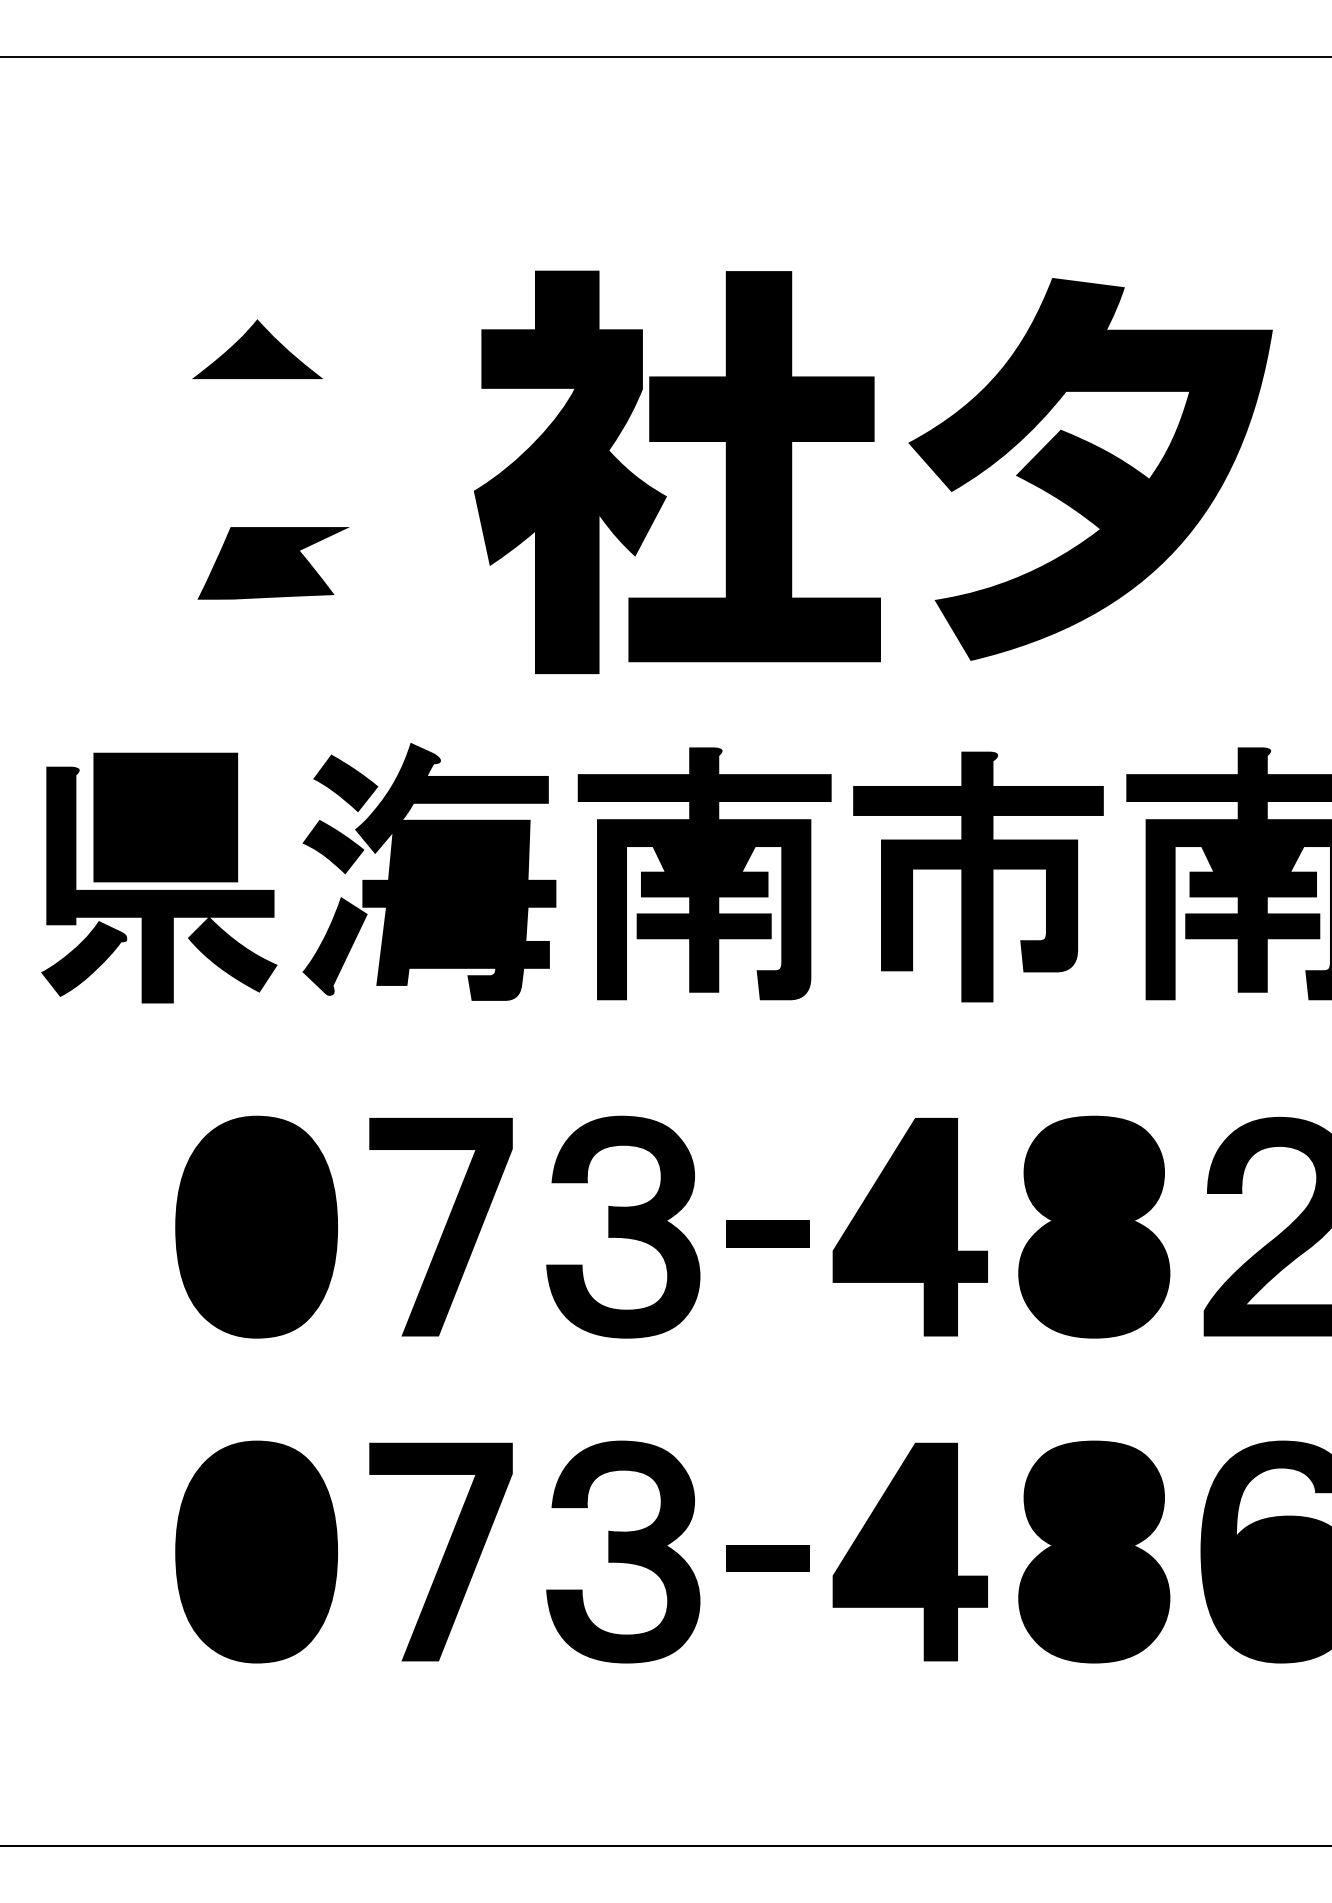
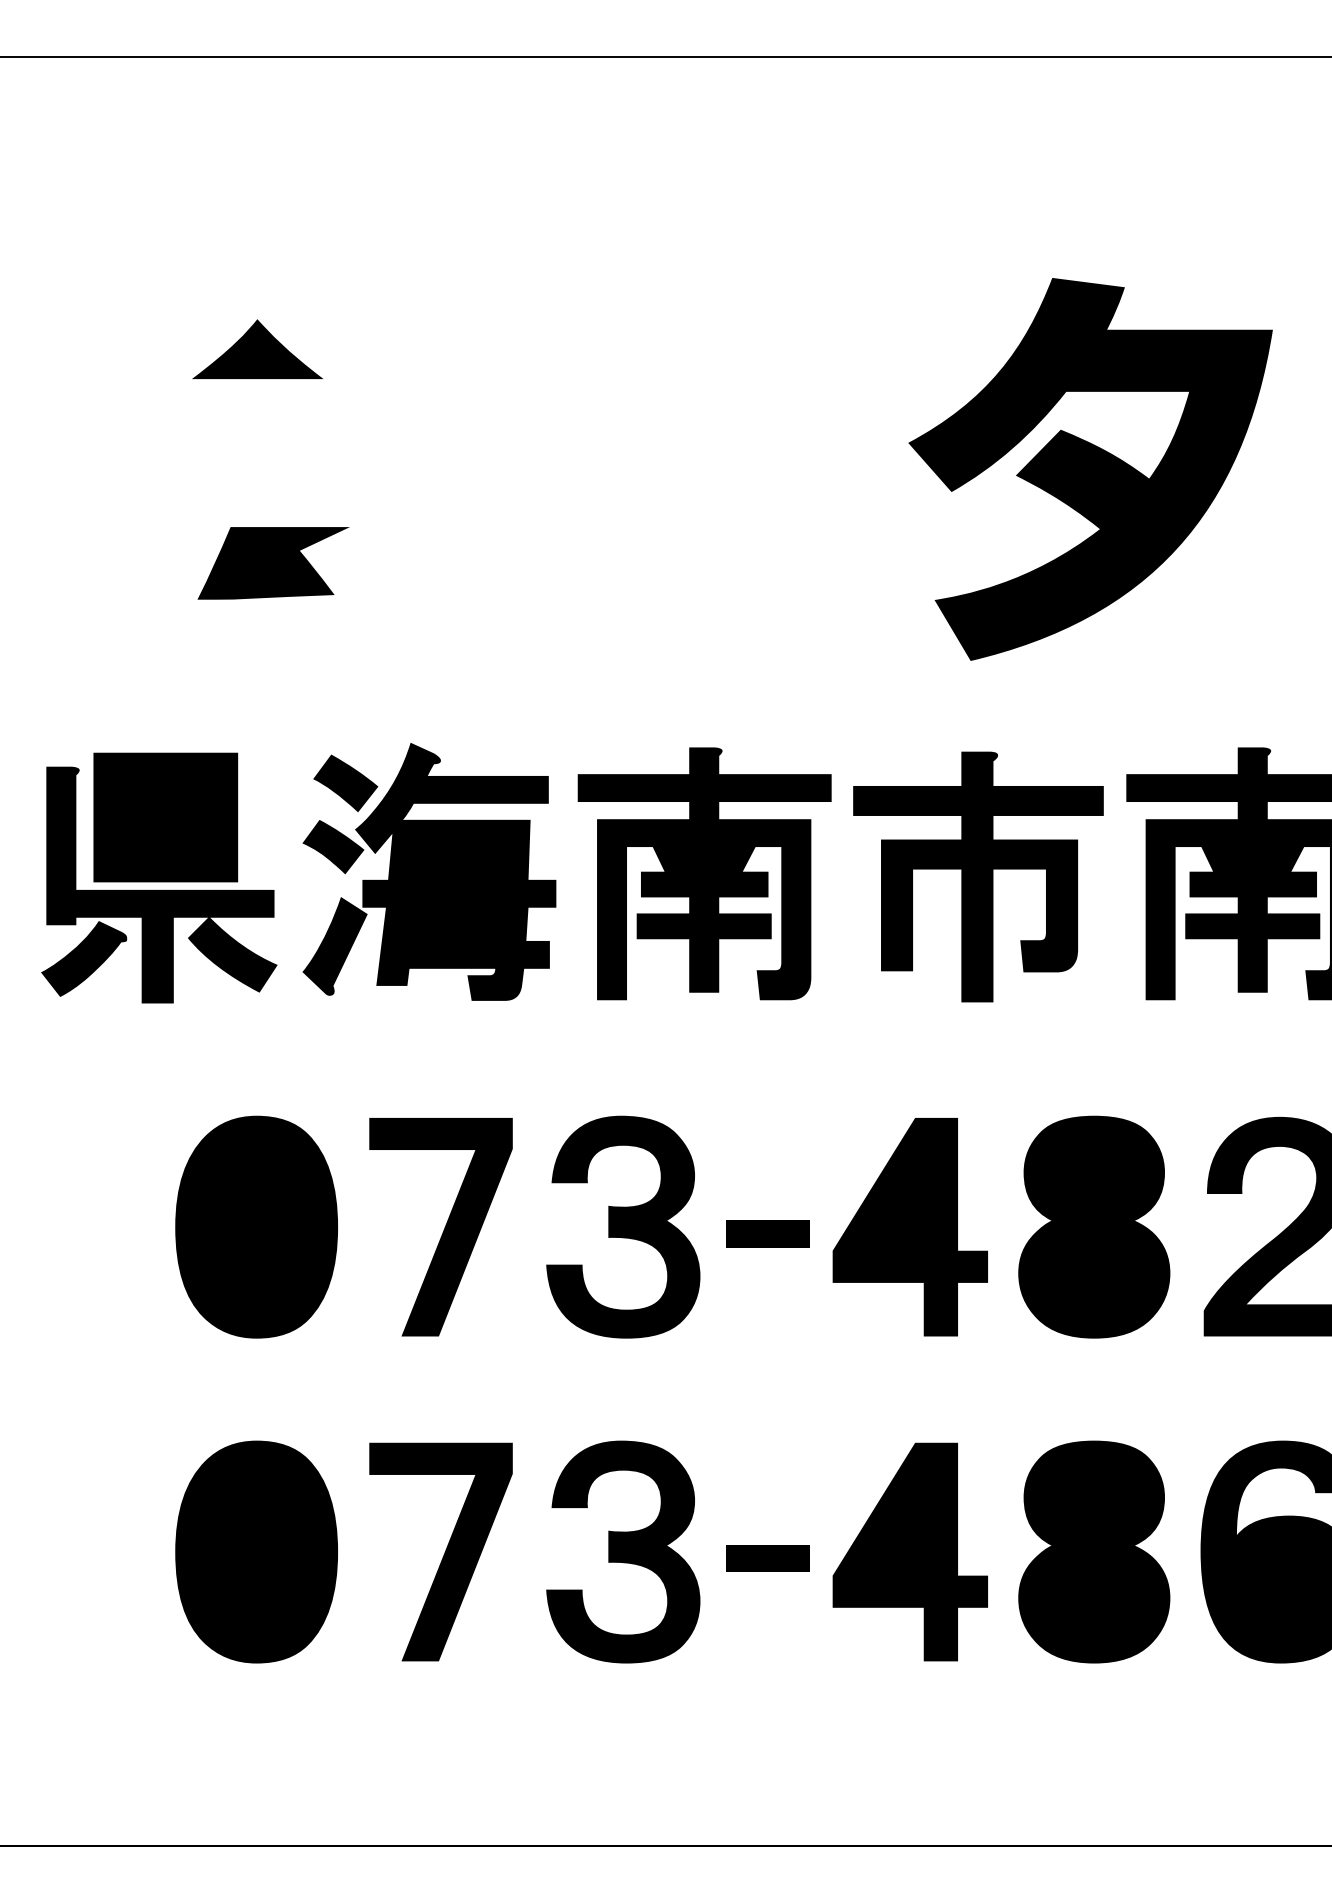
part: present -> none (662, 493)
